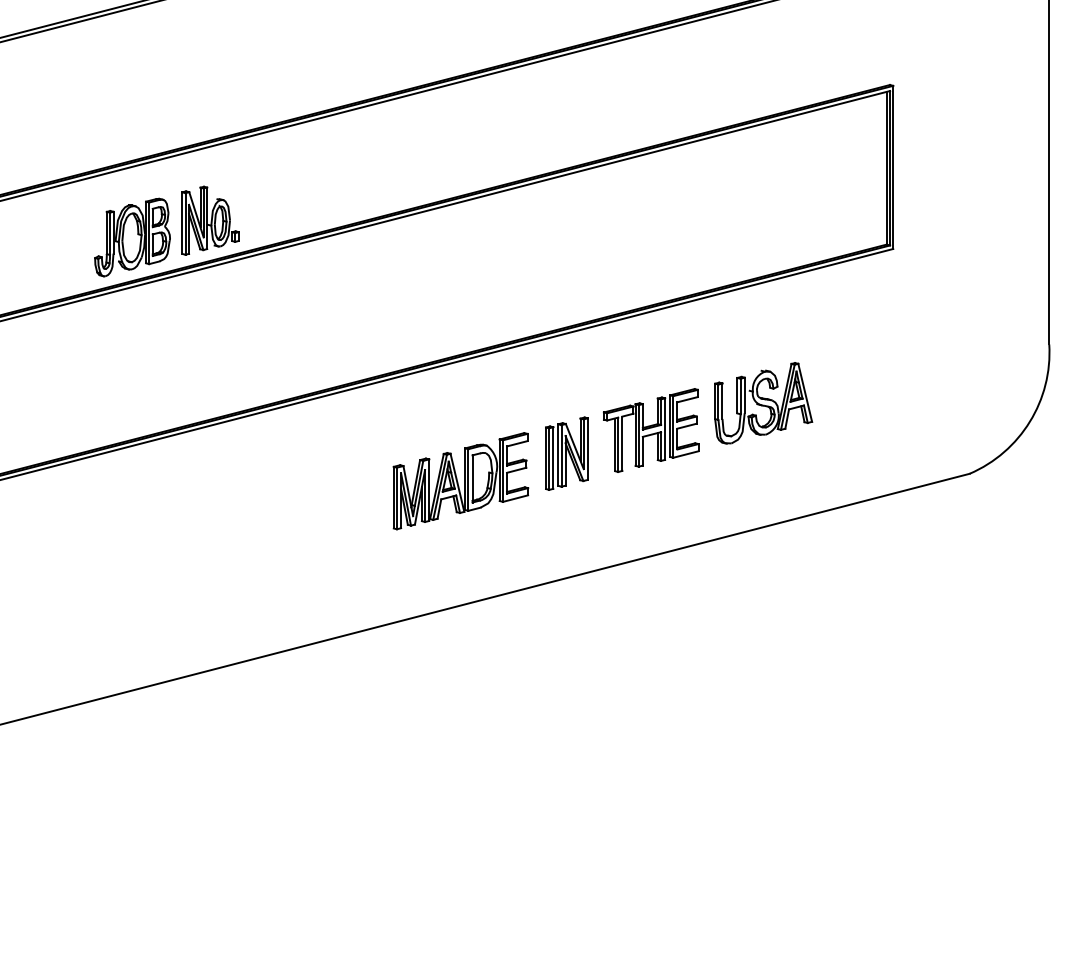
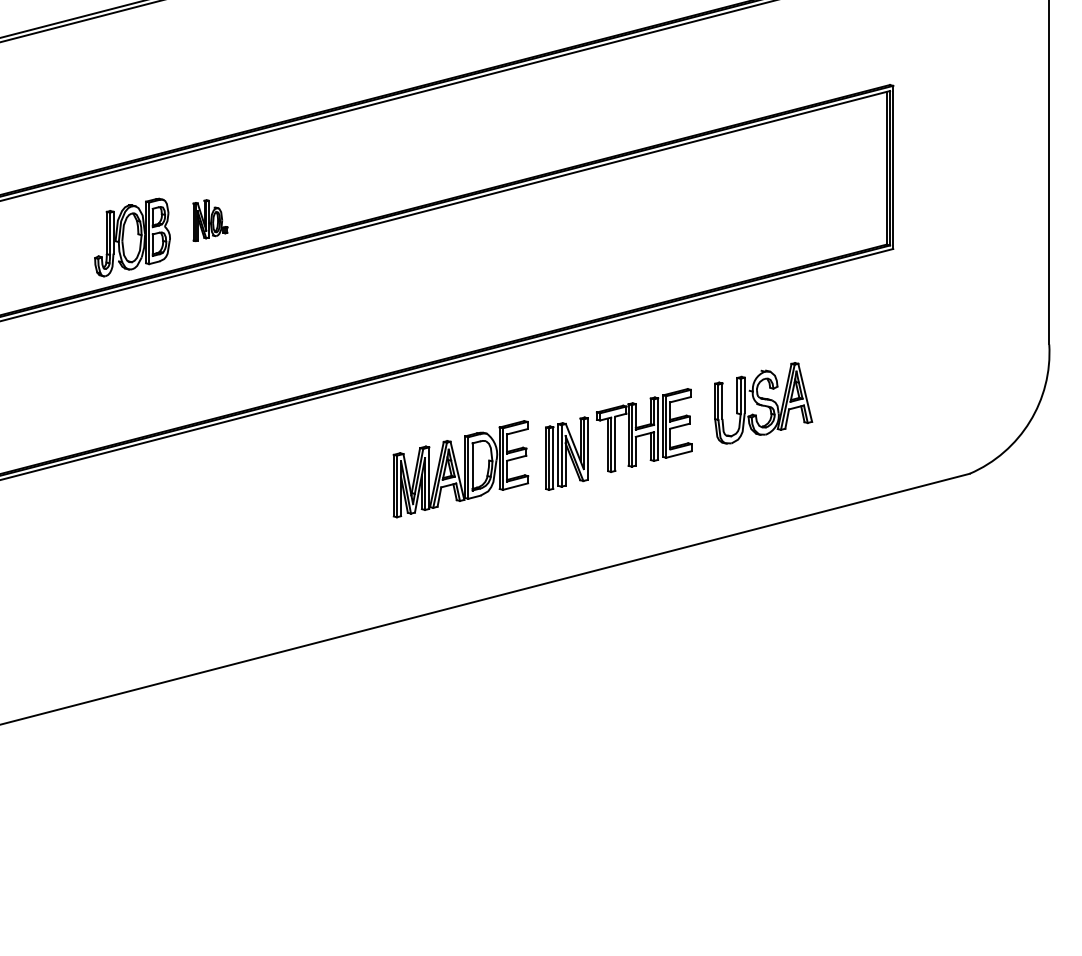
part size: 59x71 px -> 37x43 px (210, 220)
part position: (651, 430) -> (644, 430) (644, 430)
part position: (460, 481) -> (460, 469) (460, 469)
